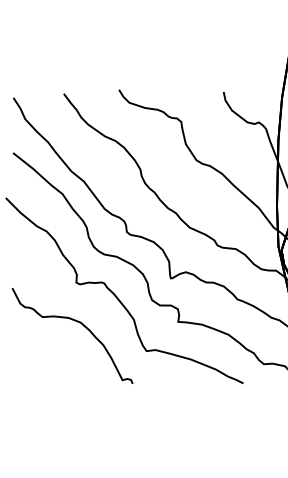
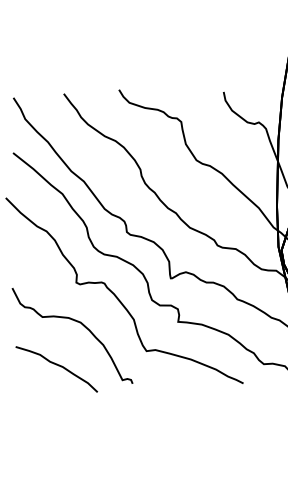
curve: none -> present (58, 366)
